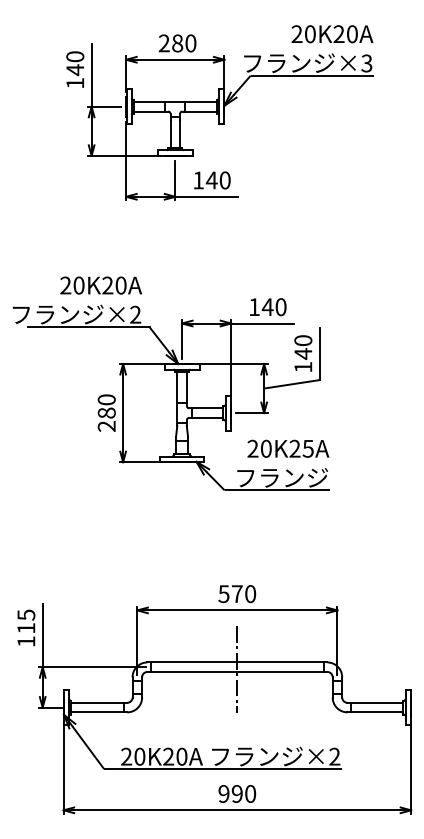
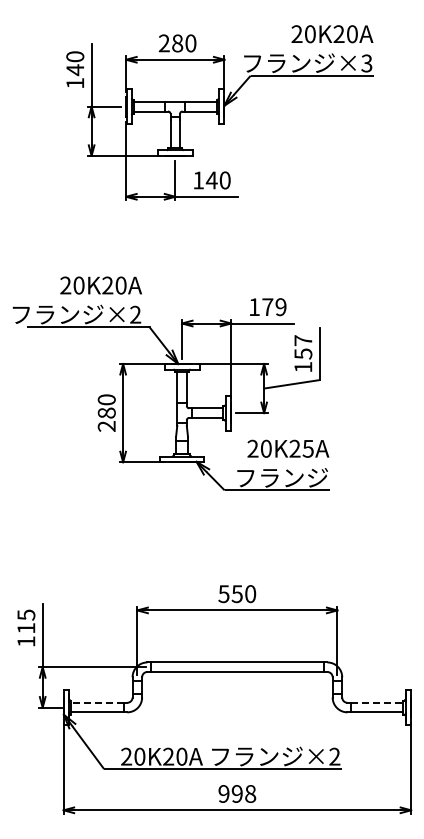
text: 140 -> 179 (273, 307)
text: 140 -> 157 (303, 347)
text: 570 -> 550 (236, 594)
line: present -> none (237, 669)
line: solid -> dashed (97, 702)
line: solid -> dashed (377, 702)
text: 990 -> 998 (250, 793)
